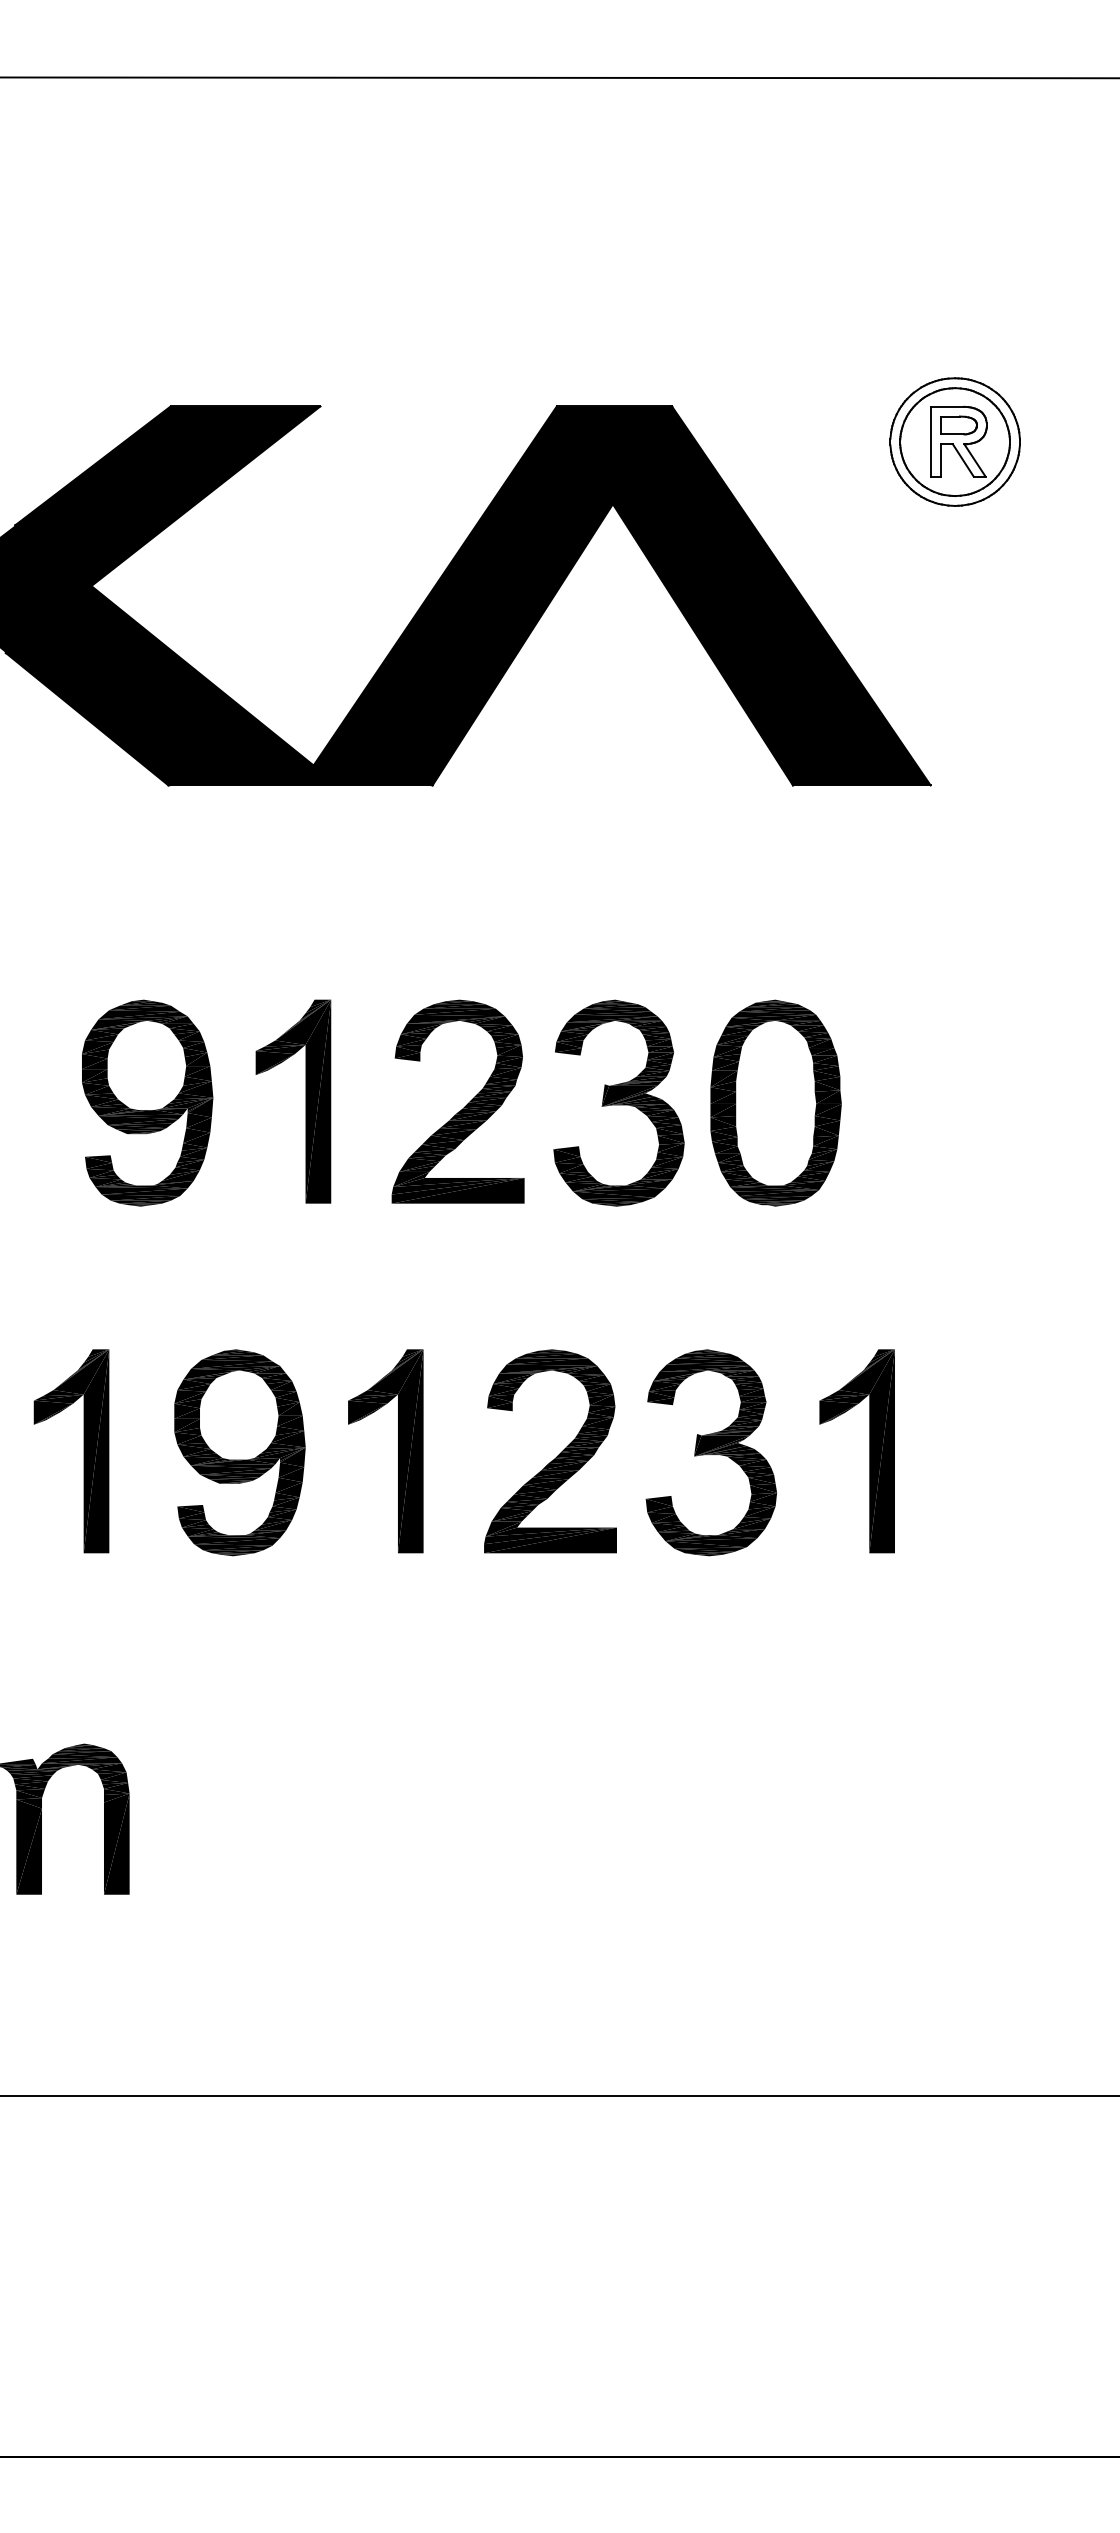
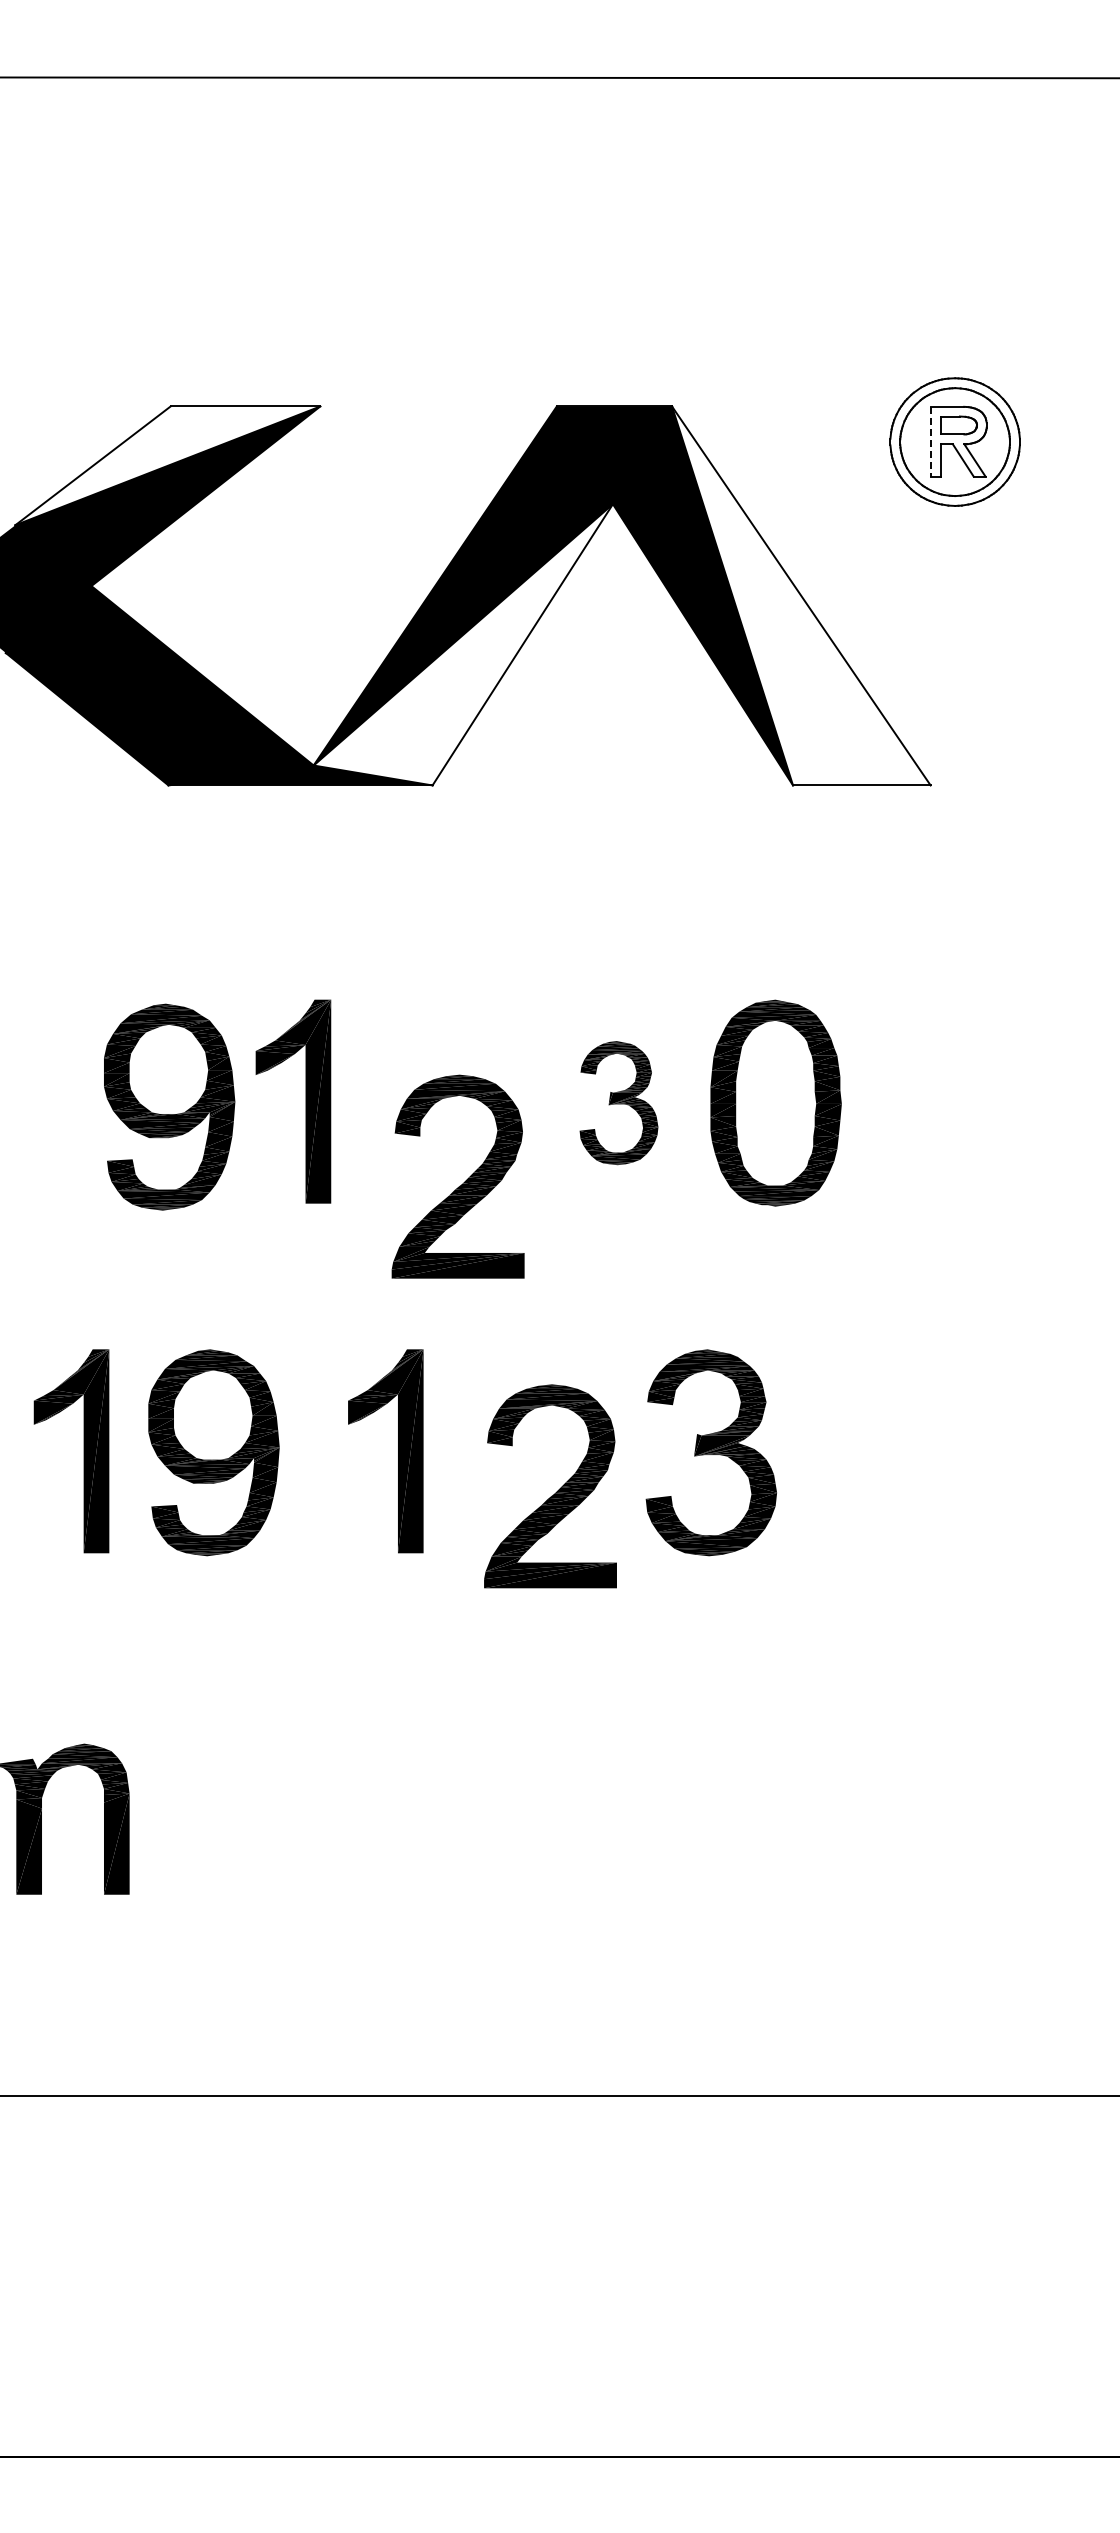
line: solid -> dashed (931, 441)
fill: present -> none (167, 465)
fill: present -> none (801, 595)
fill: present -> none (462, 644)
part position: (147, 1102) -> (169, 1106) (169, 1106)
part size: 132x208 px -> 80x125 px (618, 1103)
part position: (463, 1107) -> (463, 1182) (463, 1182)
part: present -> none (869, 1451)
part position: (239, 1452) -> (213, 1452) (213, 1452)
part position: (556, 1456) -> (556, 1491) (556, 1491)
